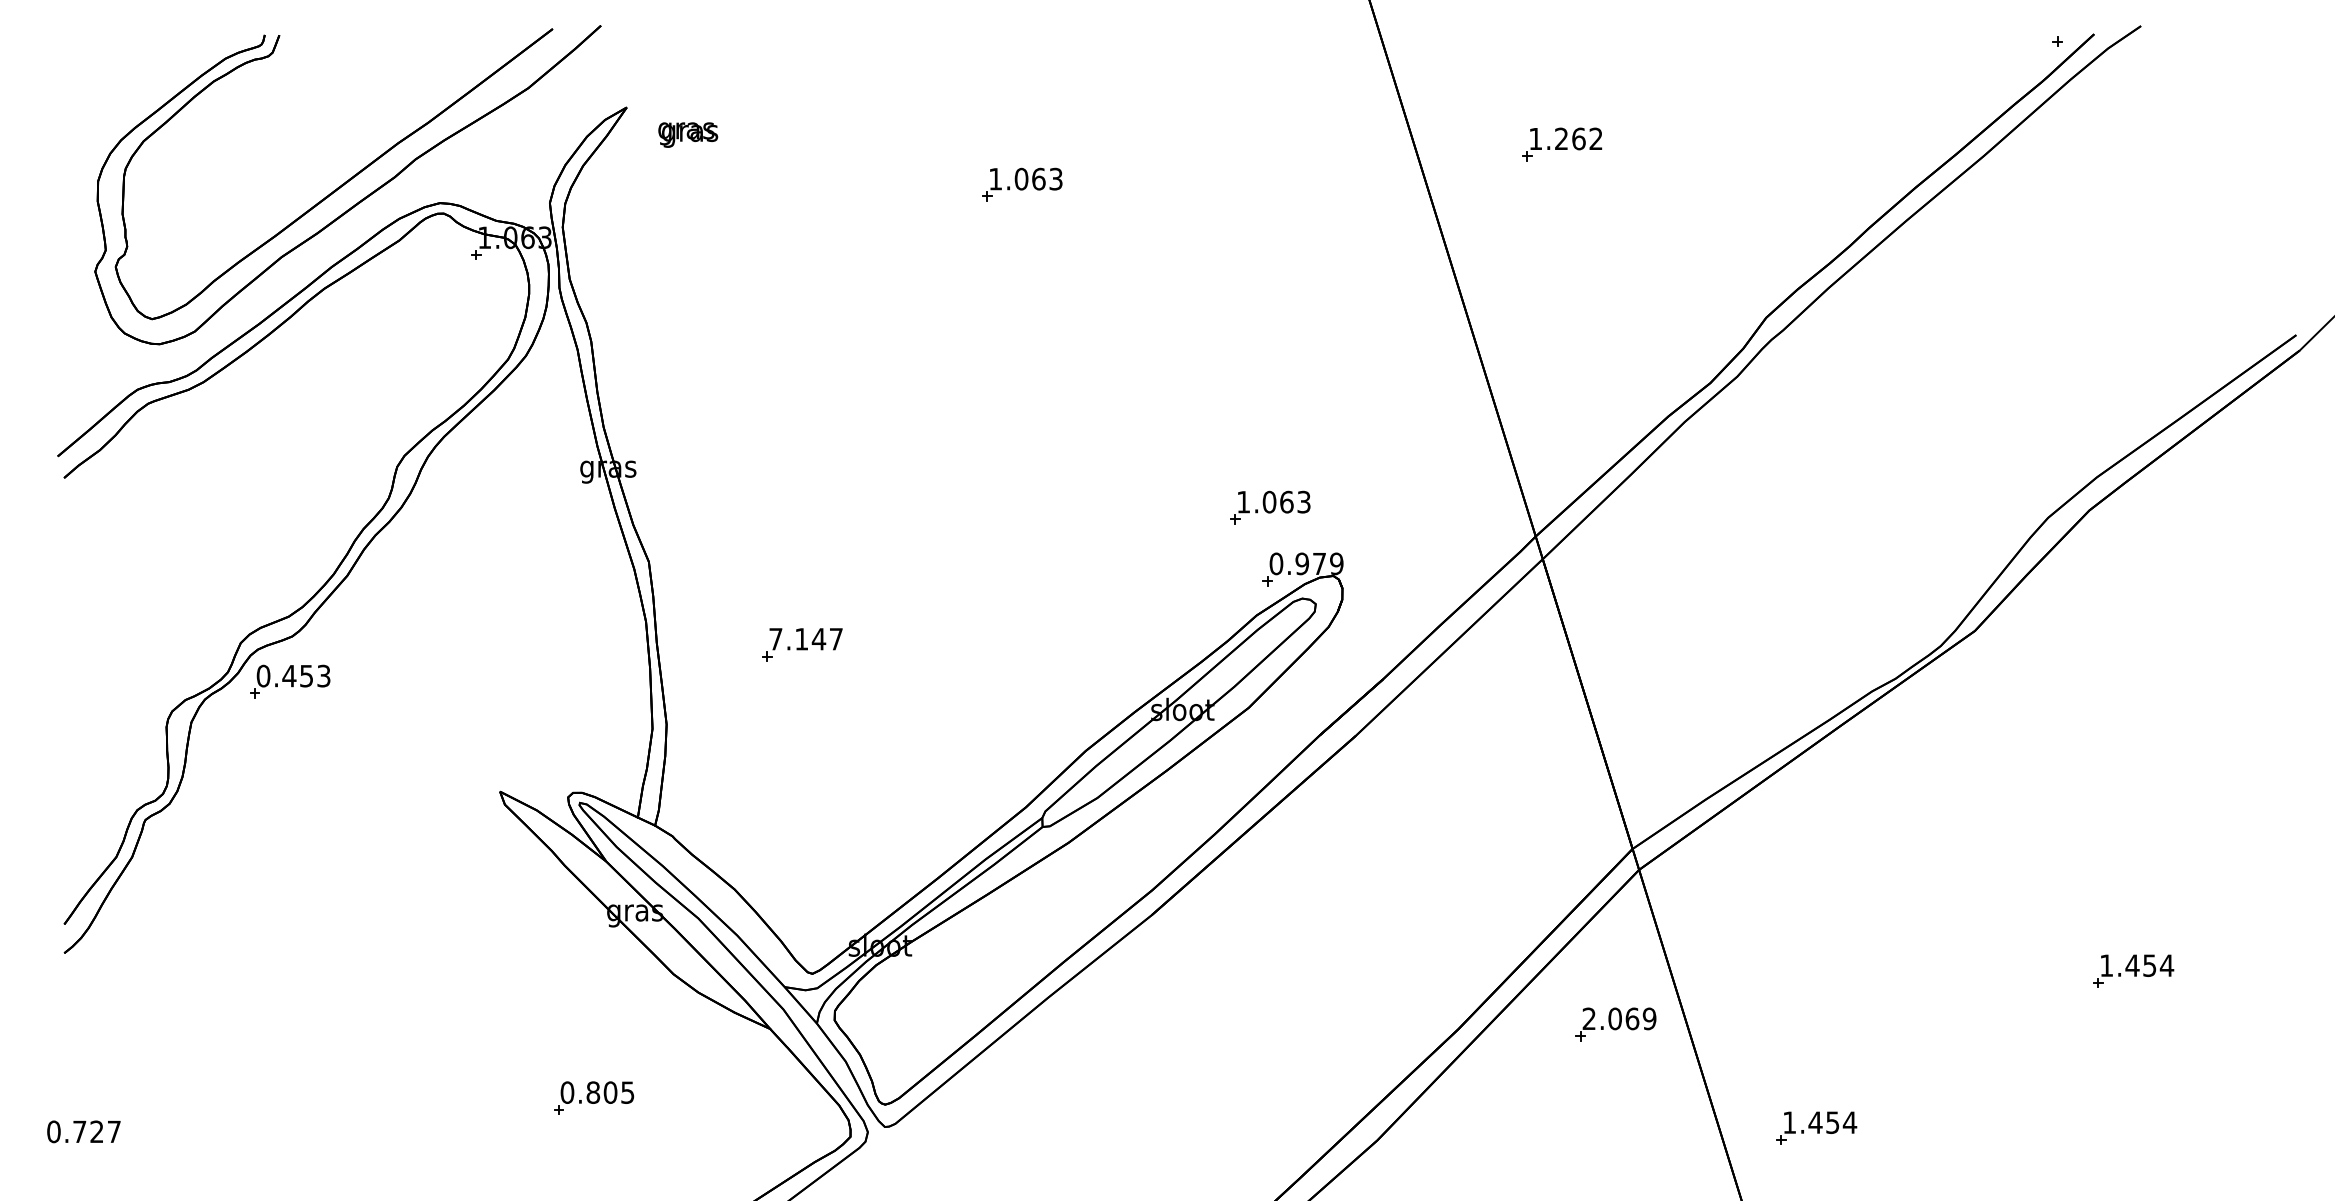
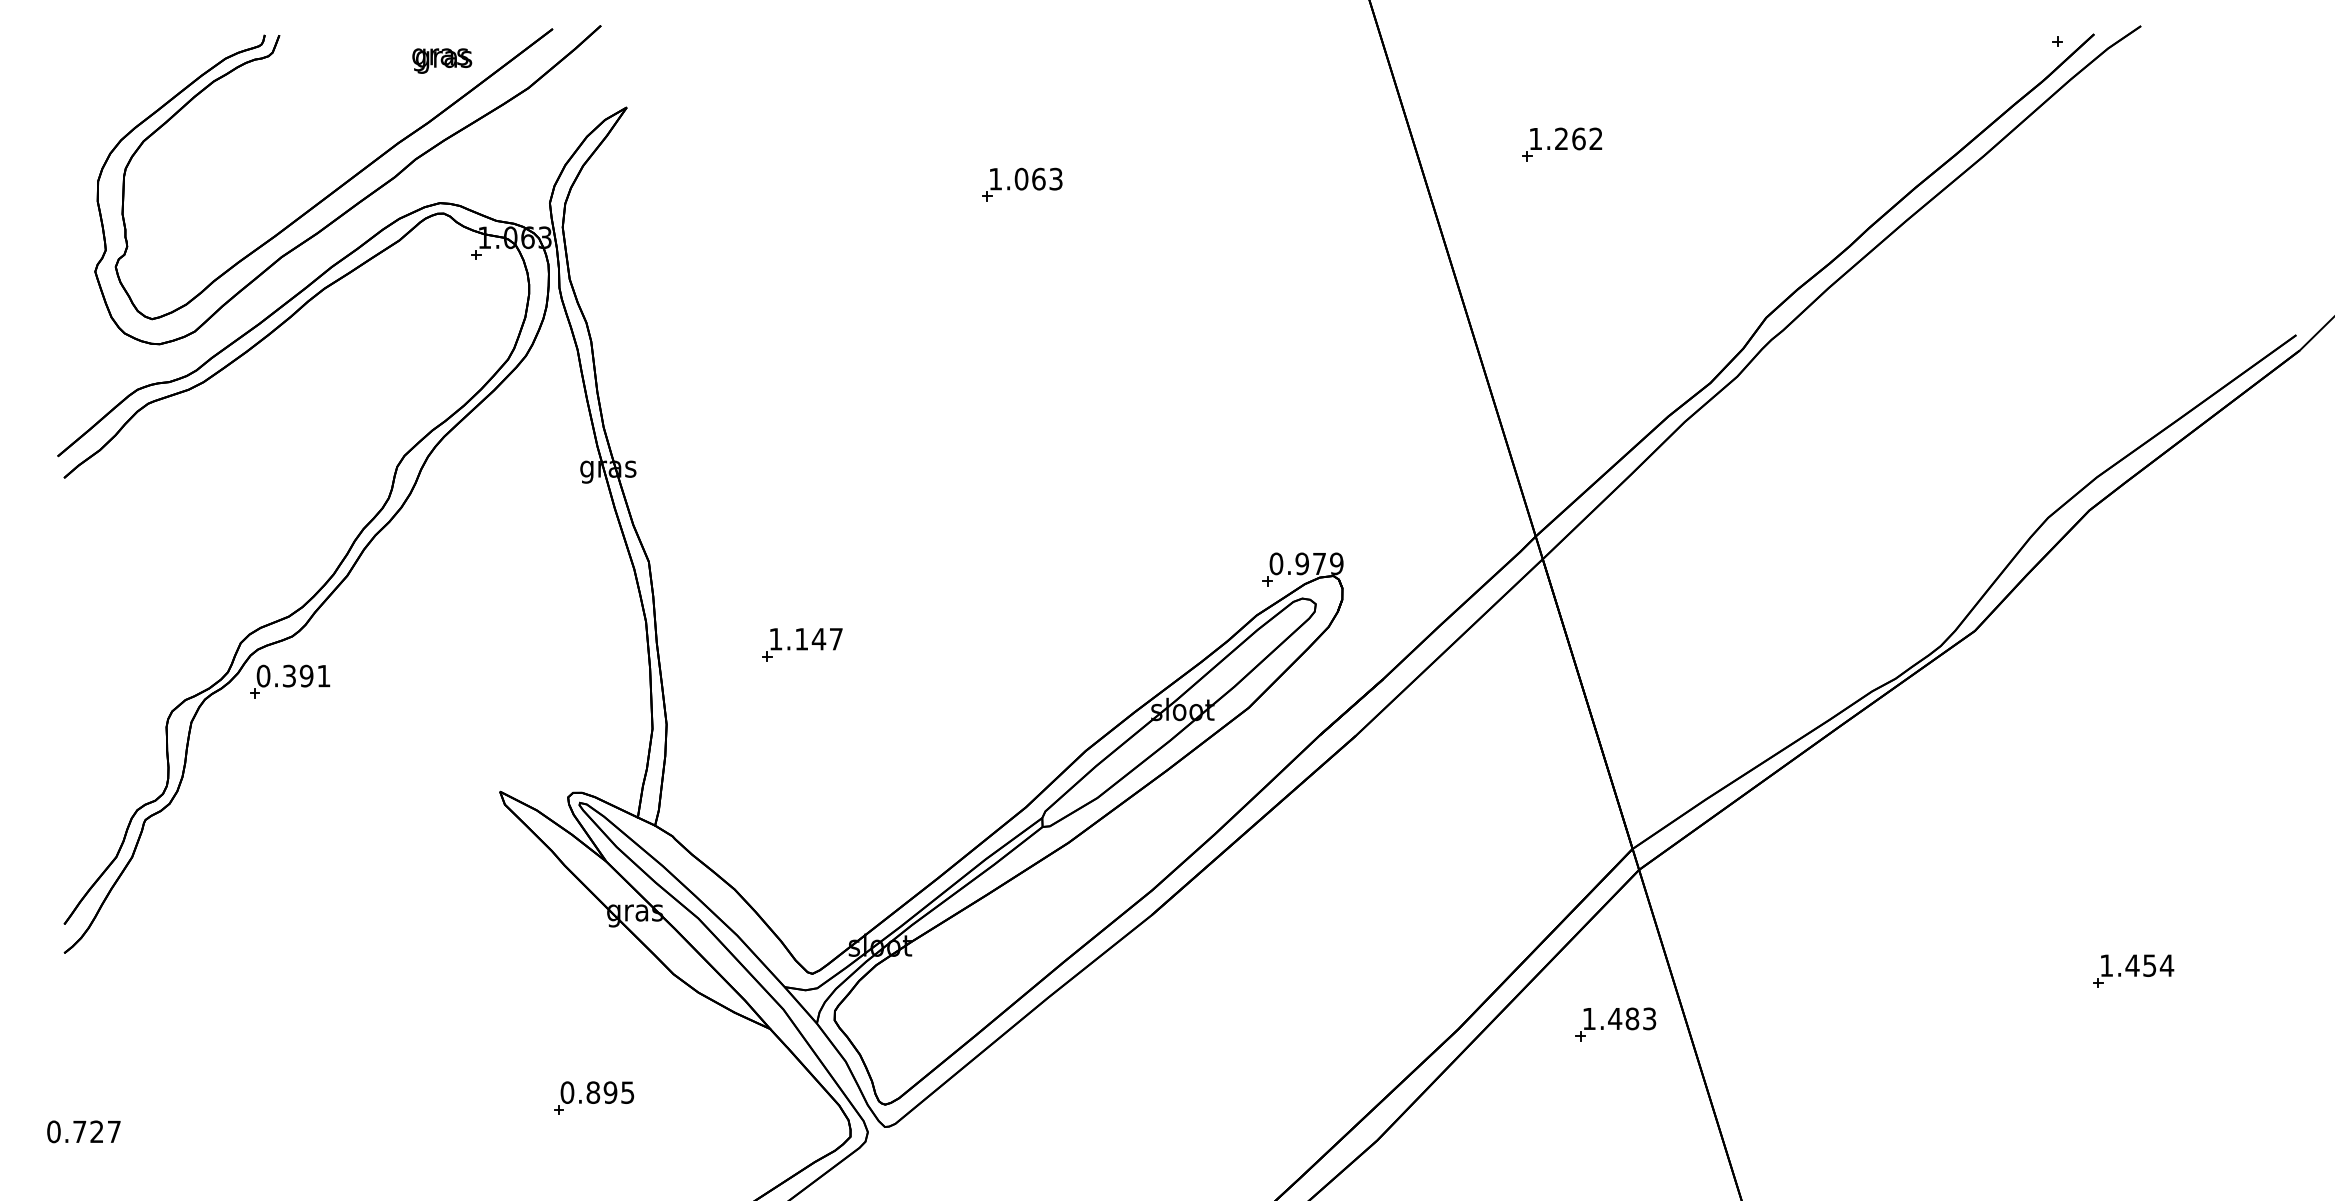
text position: (688, 134) -> (442, 60) (442, 60)
part: present -> none (1270, 507)
text: 7.147 -> 1.147 (775, 639)
text: 0.453 -> 0.391 (306, 675)
text: 2.069 -> 1.483 (1619, 1018)
text: 0.805 -> 0.895 (610, 1092)
part: present -> none (1816, 1127)
